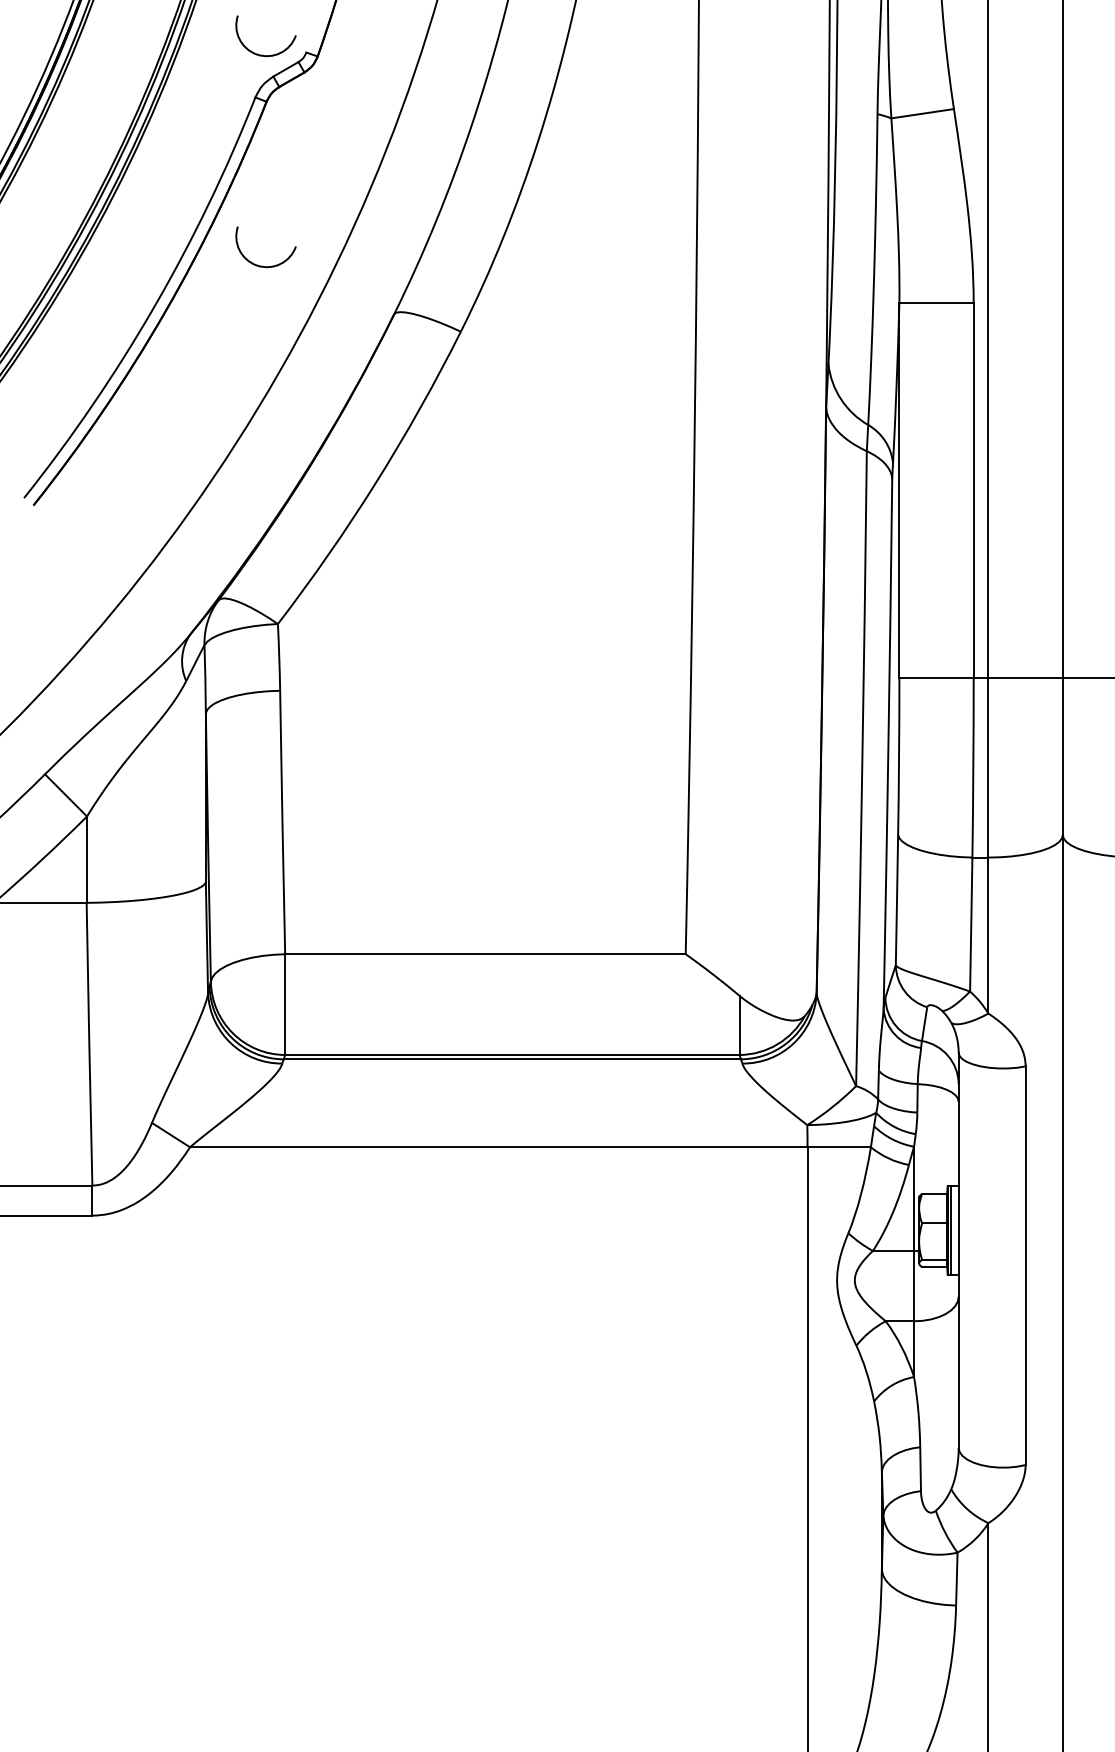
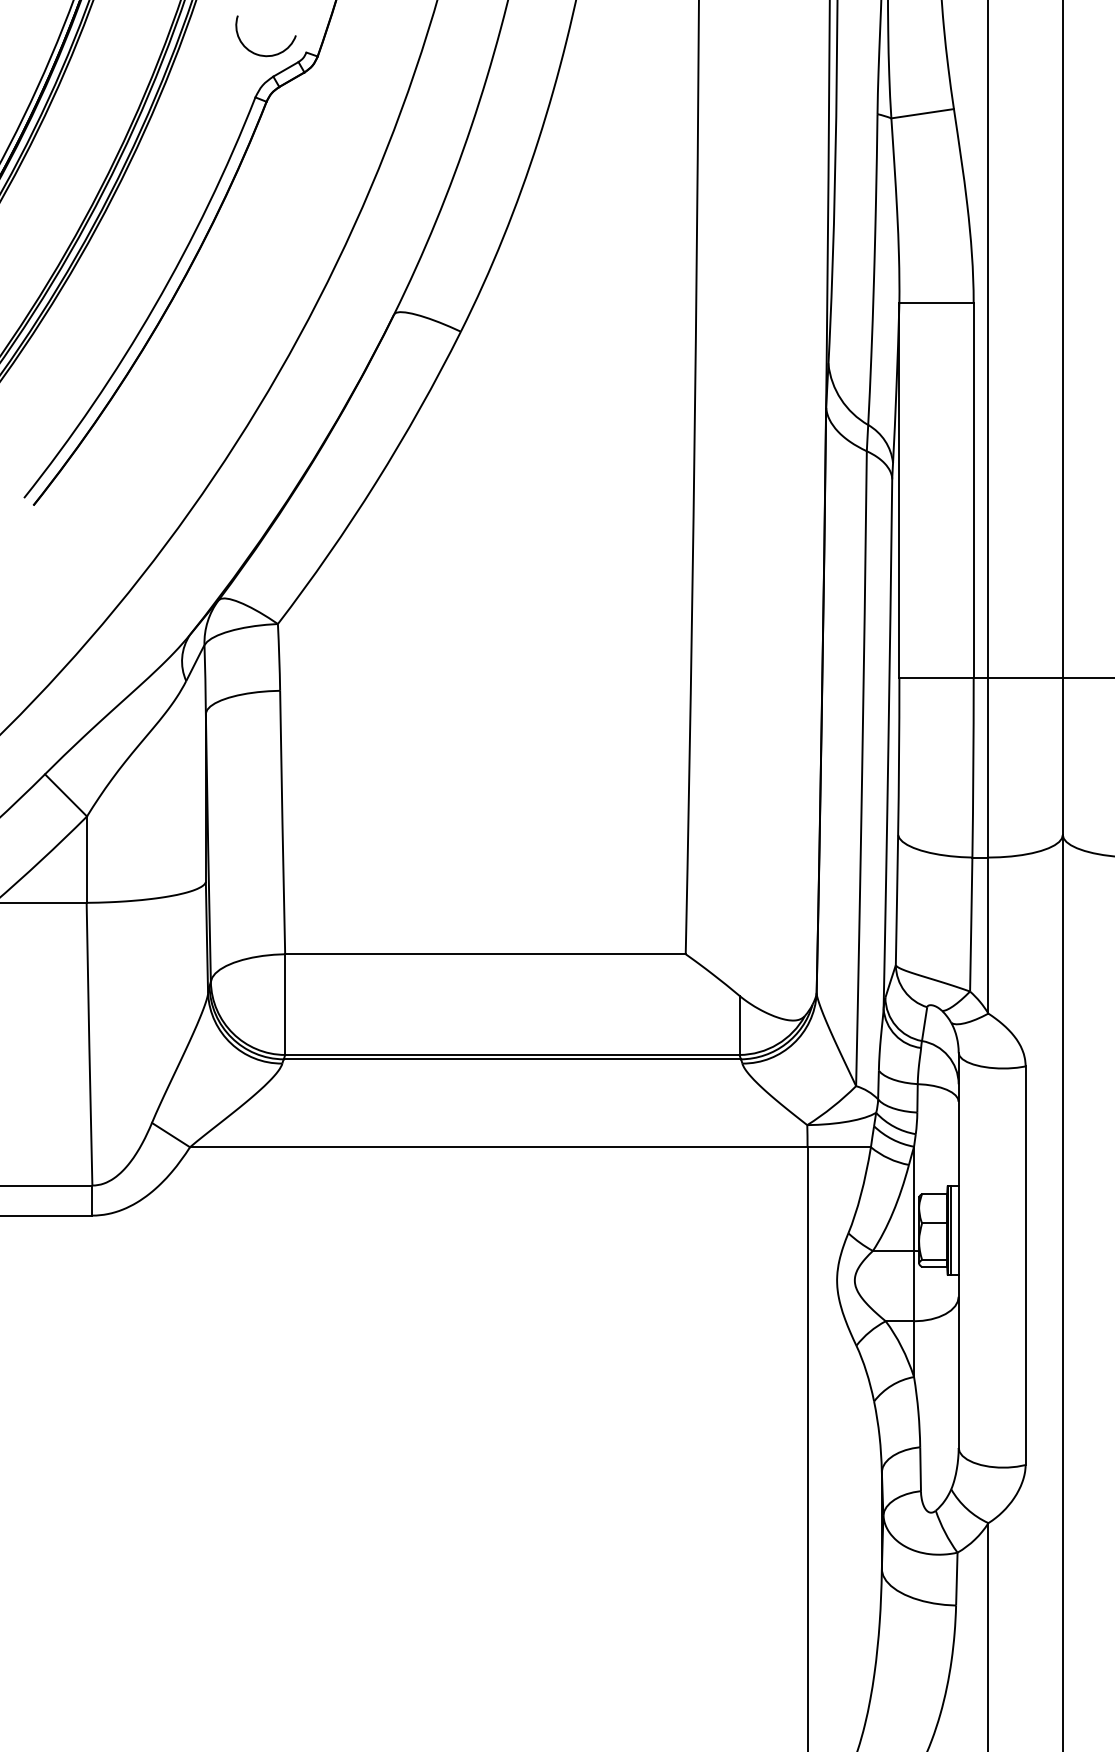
arc: present -> none (262, 265)
